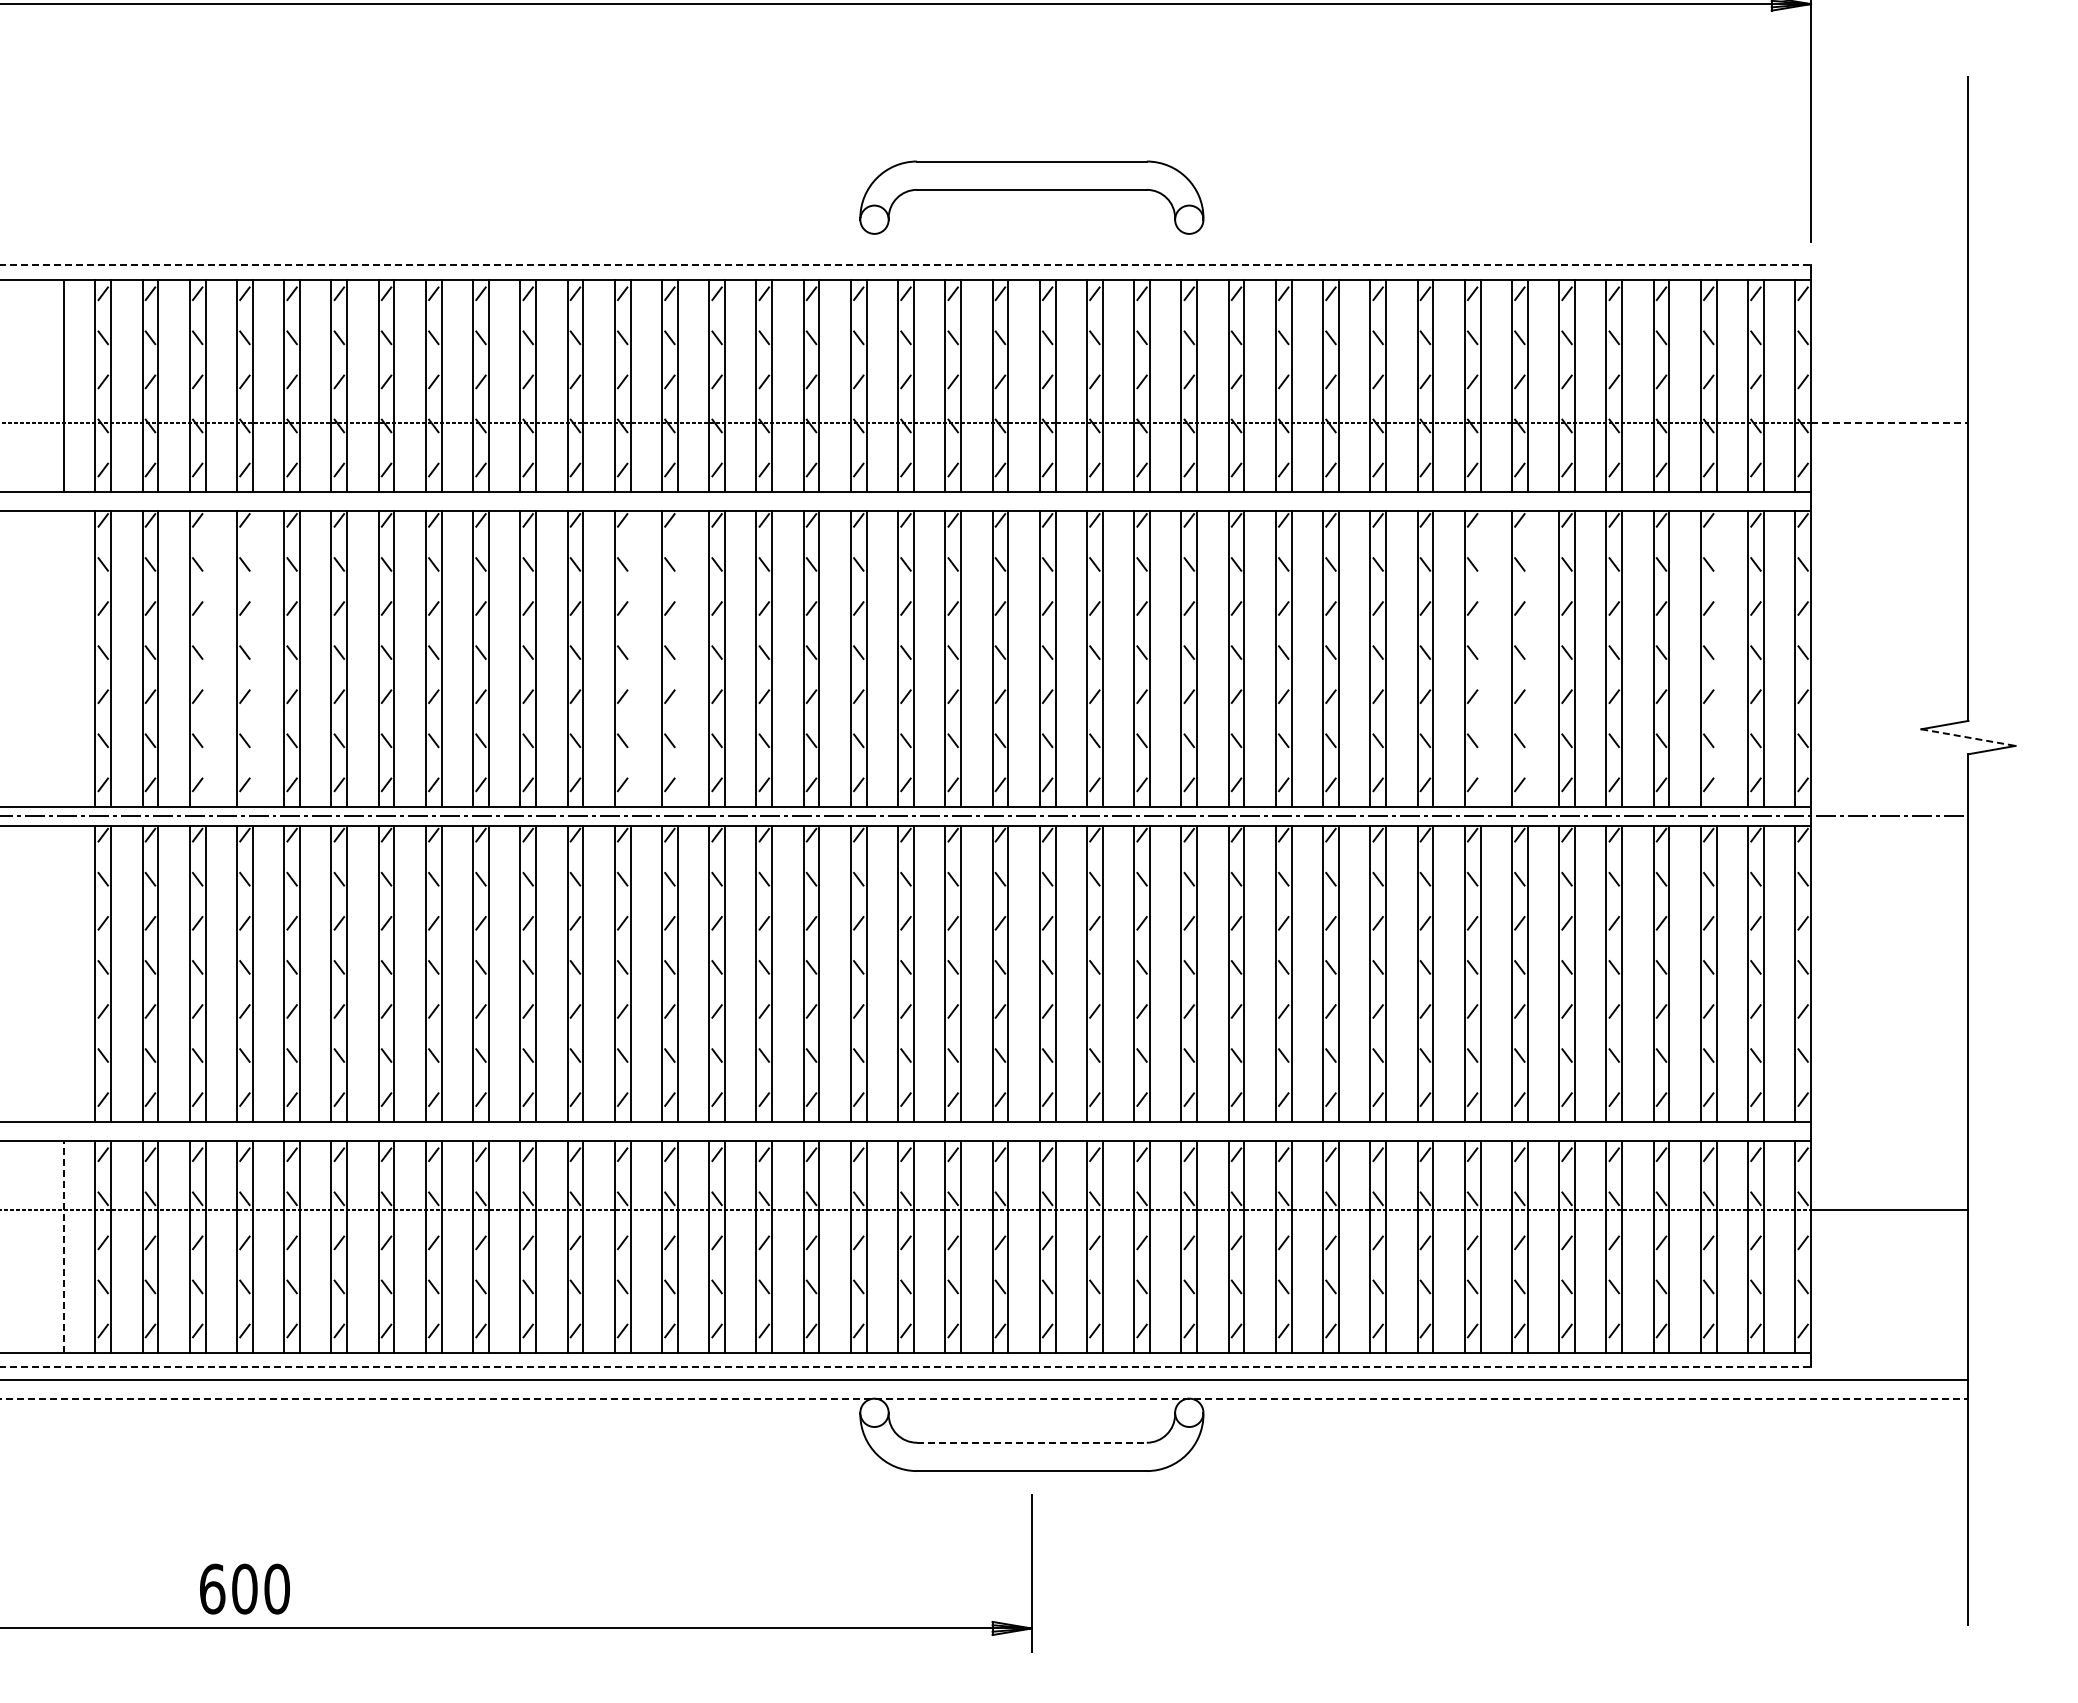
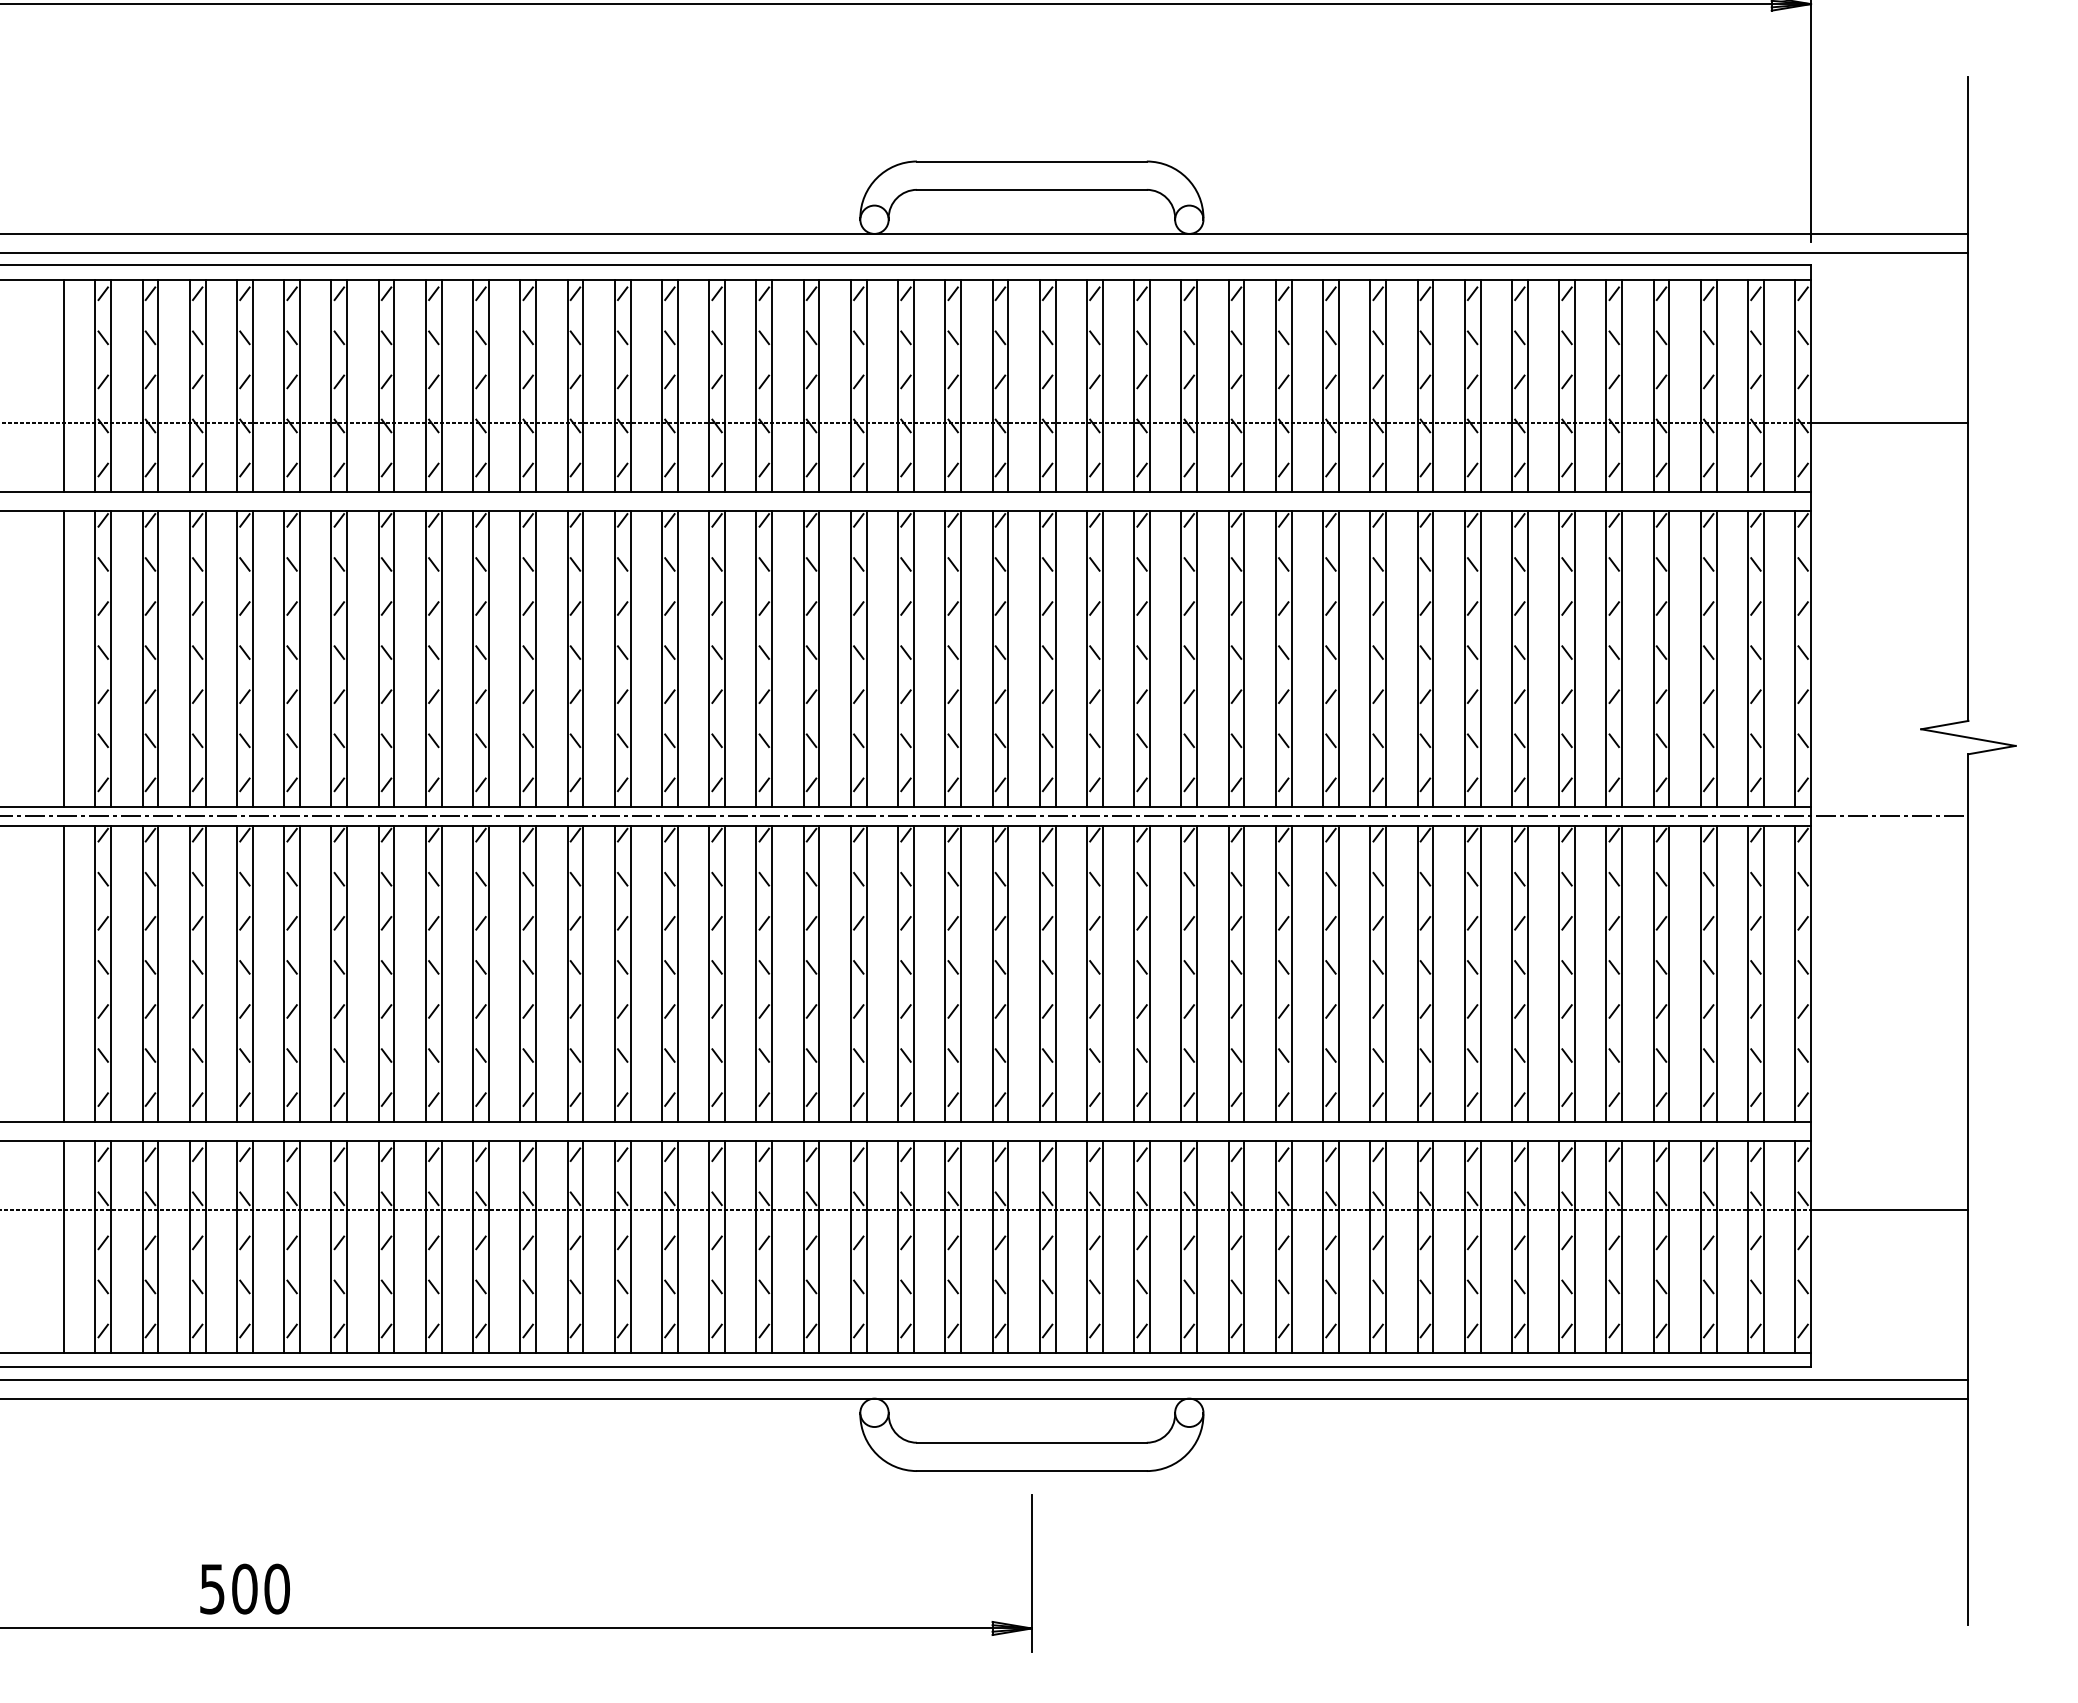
line: none -> present (985, 233)
line: none -> present (985, 252)
line: dashed -> solid (906, 265)
line: dashed -> solid (1889, 422)
line: none -> present (63, 658)
line: none -> present (205, 658)
line: none -> present (252, 658)
line: none -> present (630, 658)
line: none -> present (677, 658)
line: none -> present (1480, 658)
line: none -> present (1527, 658)
line: none -> present (1716, 658)
line: dashed -> solid (1968, 737)
line: none -> present (63, 973)
line: dashed -> solid (63, 1246)
line: dashed -> solid (906, 1367)
line: dashed -> solid (984, 1398)
line: dashed -> solid (1031, 1442)
text: 600 -> 500 (212, 1588)
